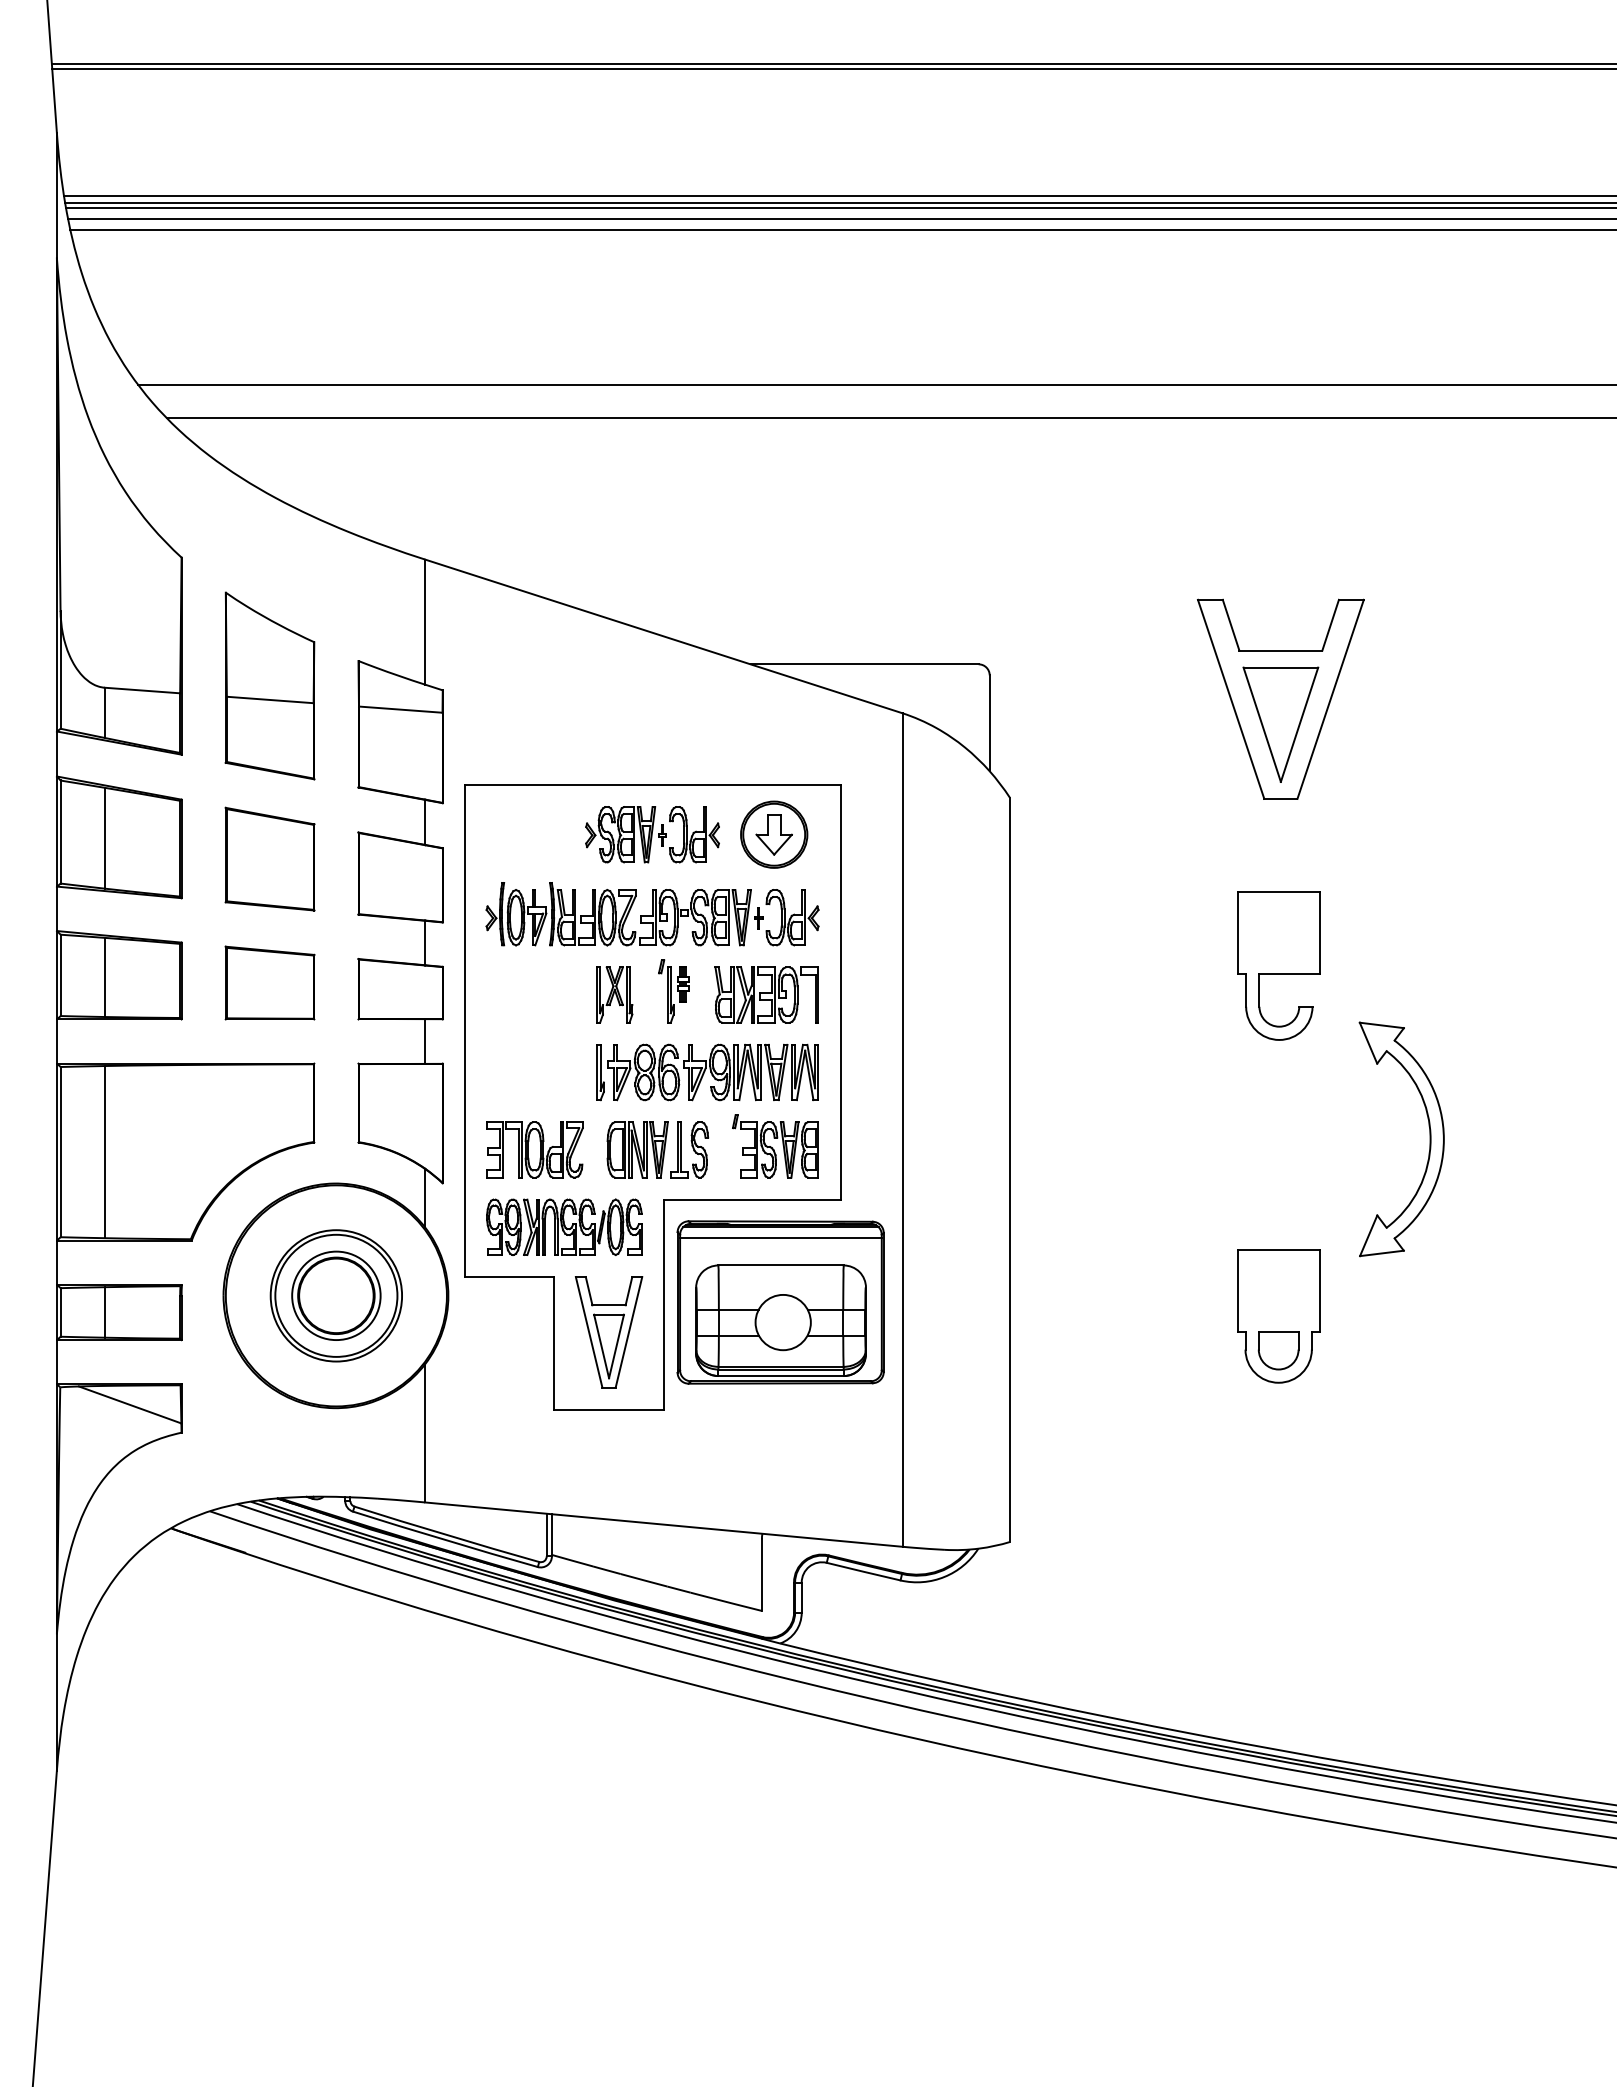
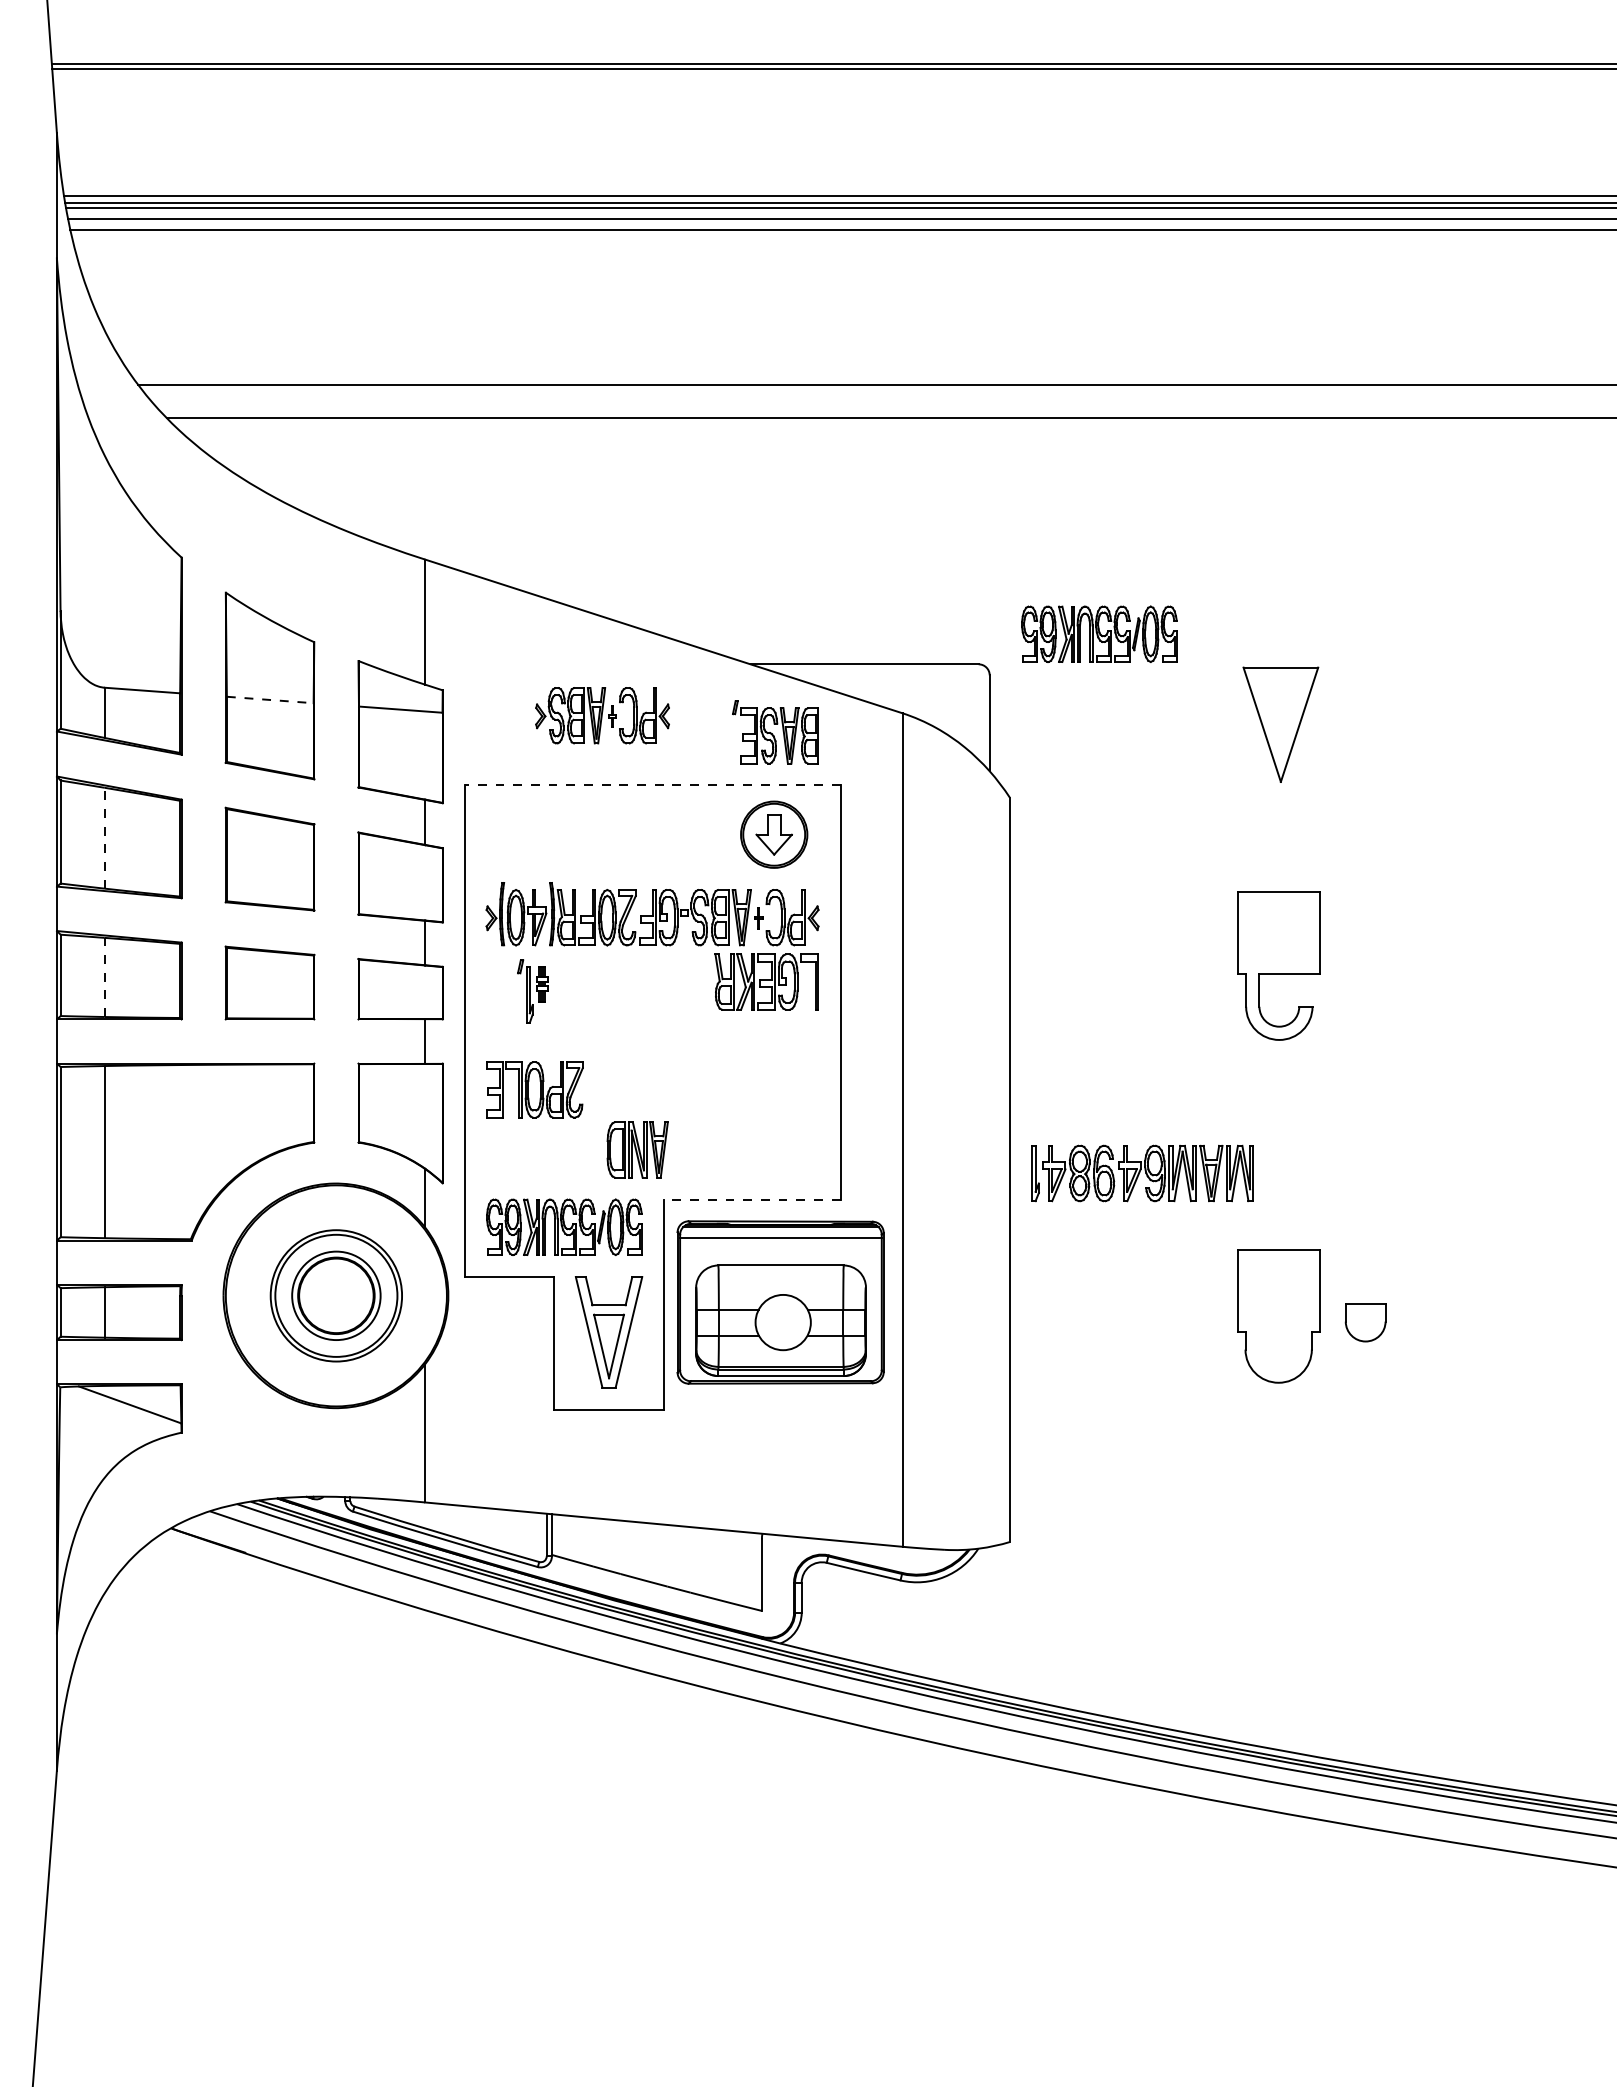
part: none -> present (1099, 633)
part: present -> none (1280, 698)
line: solid -> dashed (270, 700)
line: solid -> dashed (652, 784)
part position: (652, 834) -> (602, 715) (602, 715)
line: solid -> dashed (104, 837)
line: solid -> dashed (104, 977)
part position: (673, 991) -> (532, 991) (532, 991)
part: present -> none (614, 994)
part position: (766, 994) -> (766, 981) (766, 981)
part position: (707, 1072) -> (1142, 1173) (1142, 1173)
part: present -> none (1429, 1139)
part position: (775, 1146) -> (775, 732) (775, 732)
part position: (534, 1149) -> (534, 1089) (534, 1089)
part: present -> none (689, 1149)
line: solid -> dashed (751, 1199)
part position: (1278, 1350) -> (1365, 1322) (1365, 1322)
